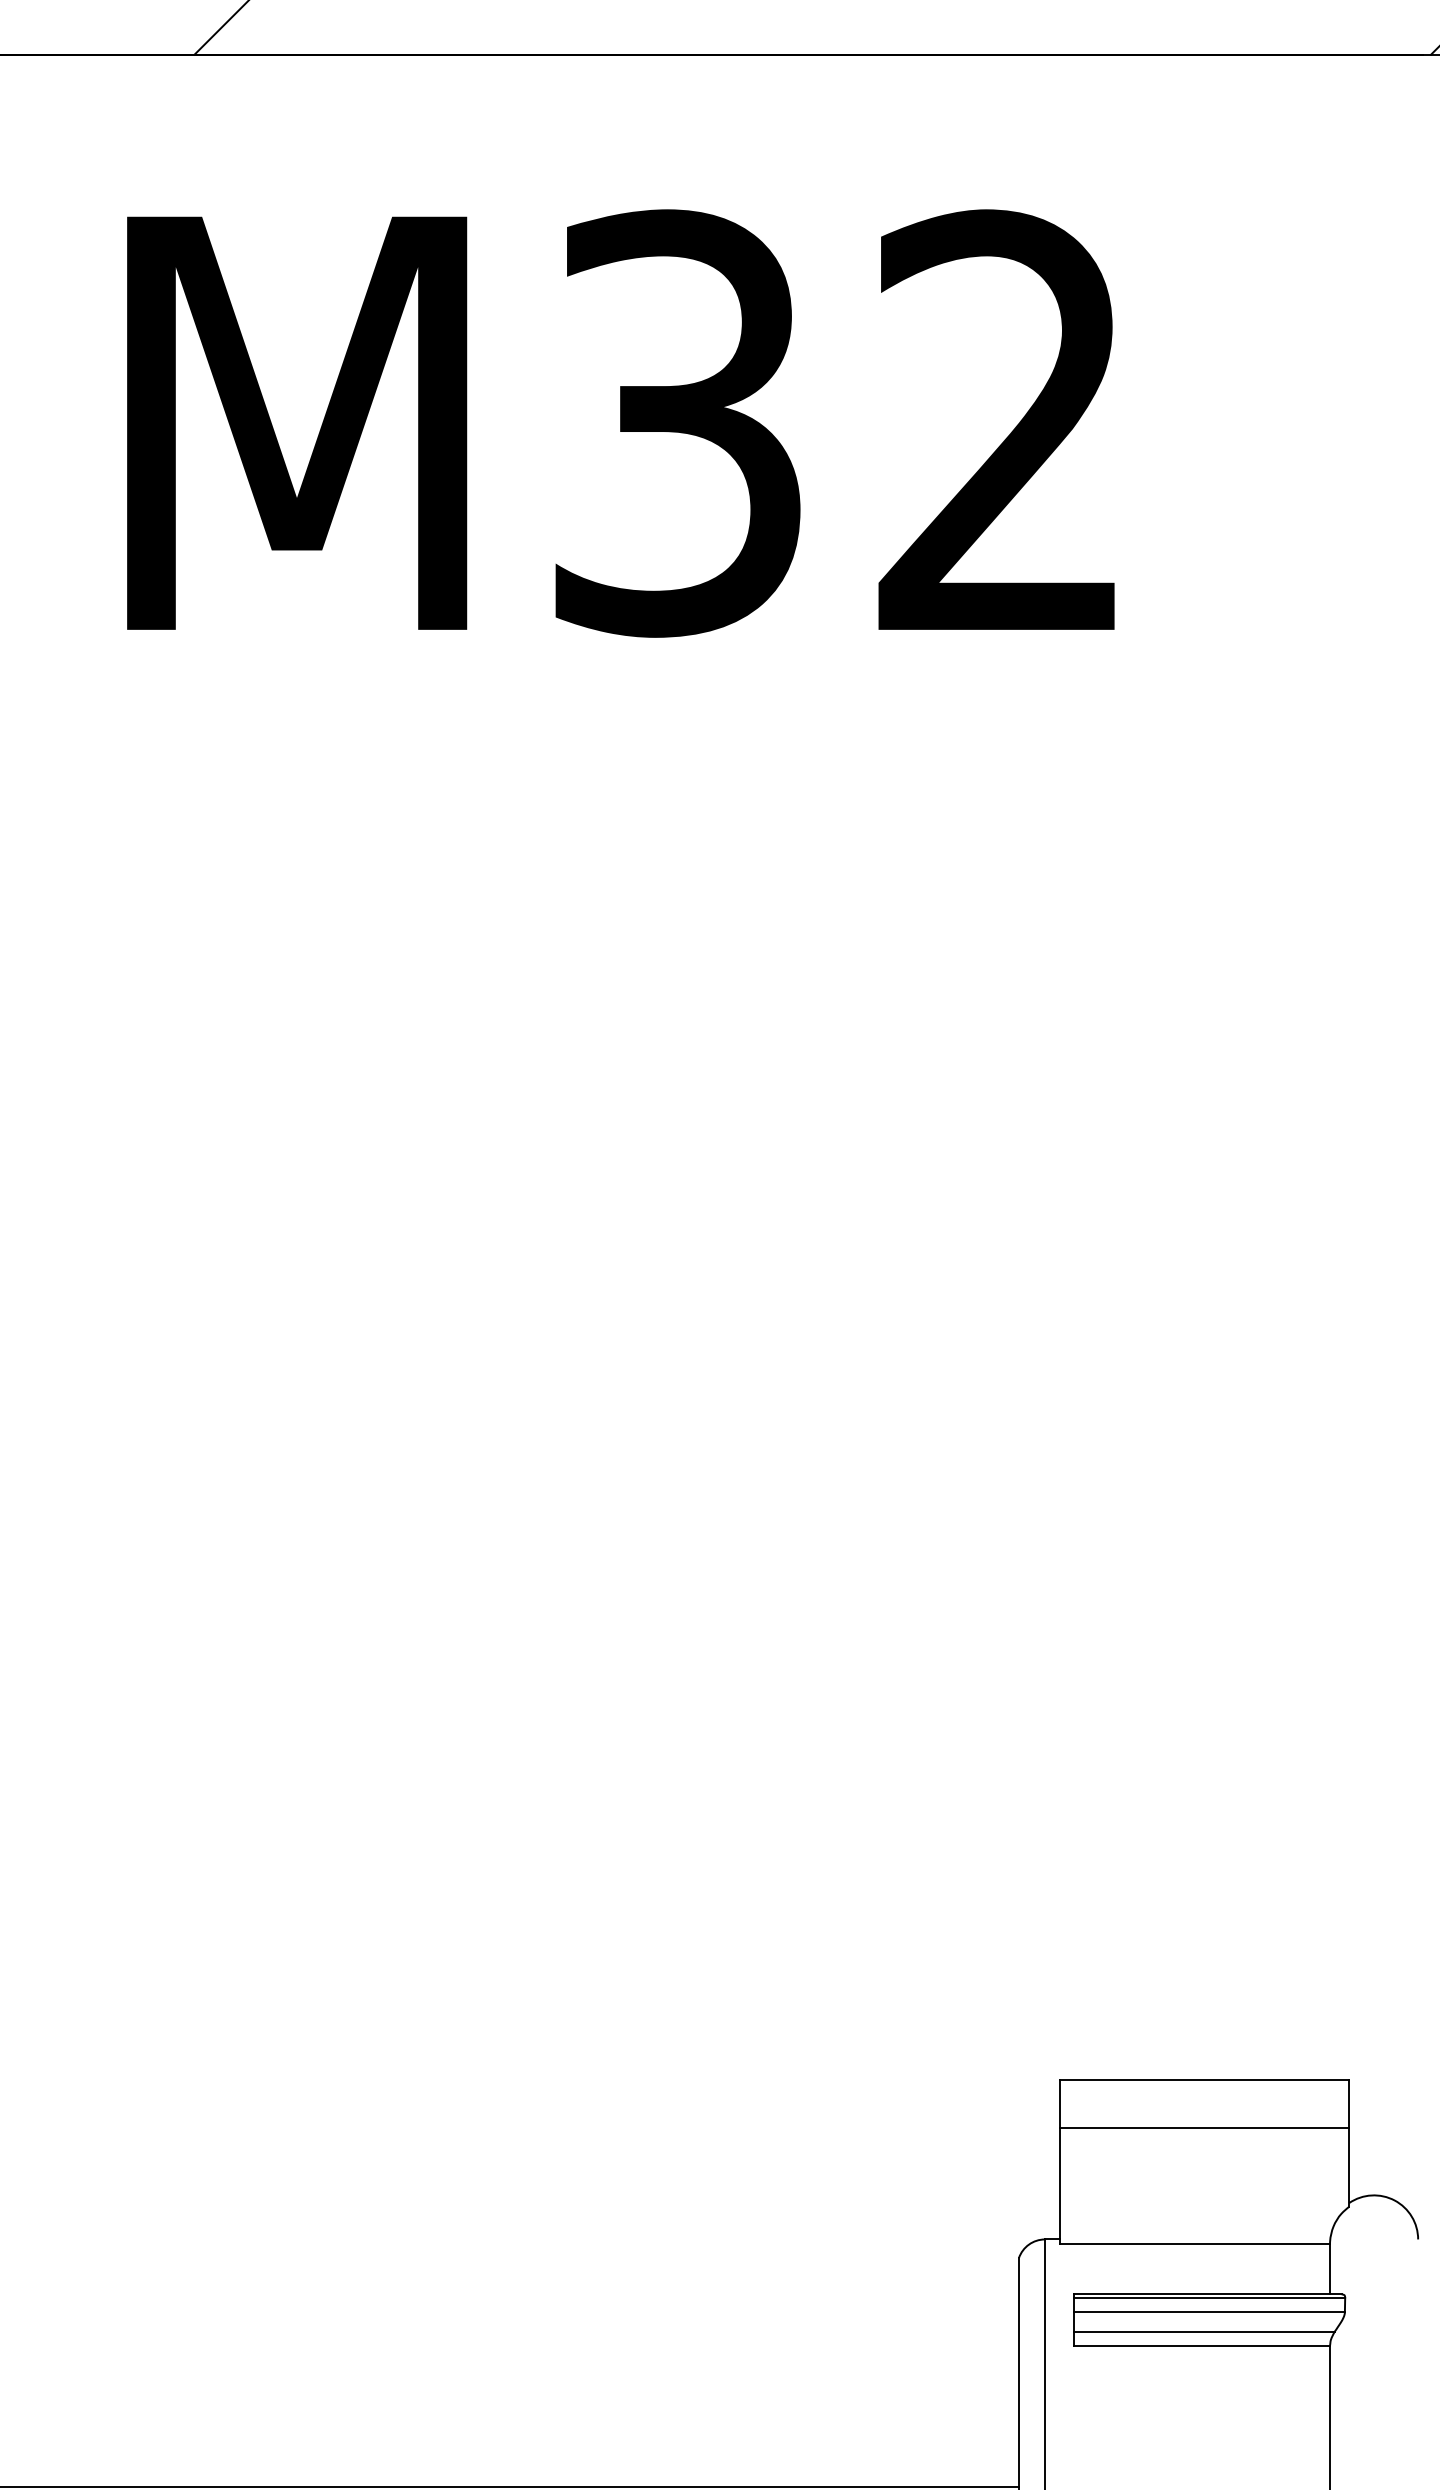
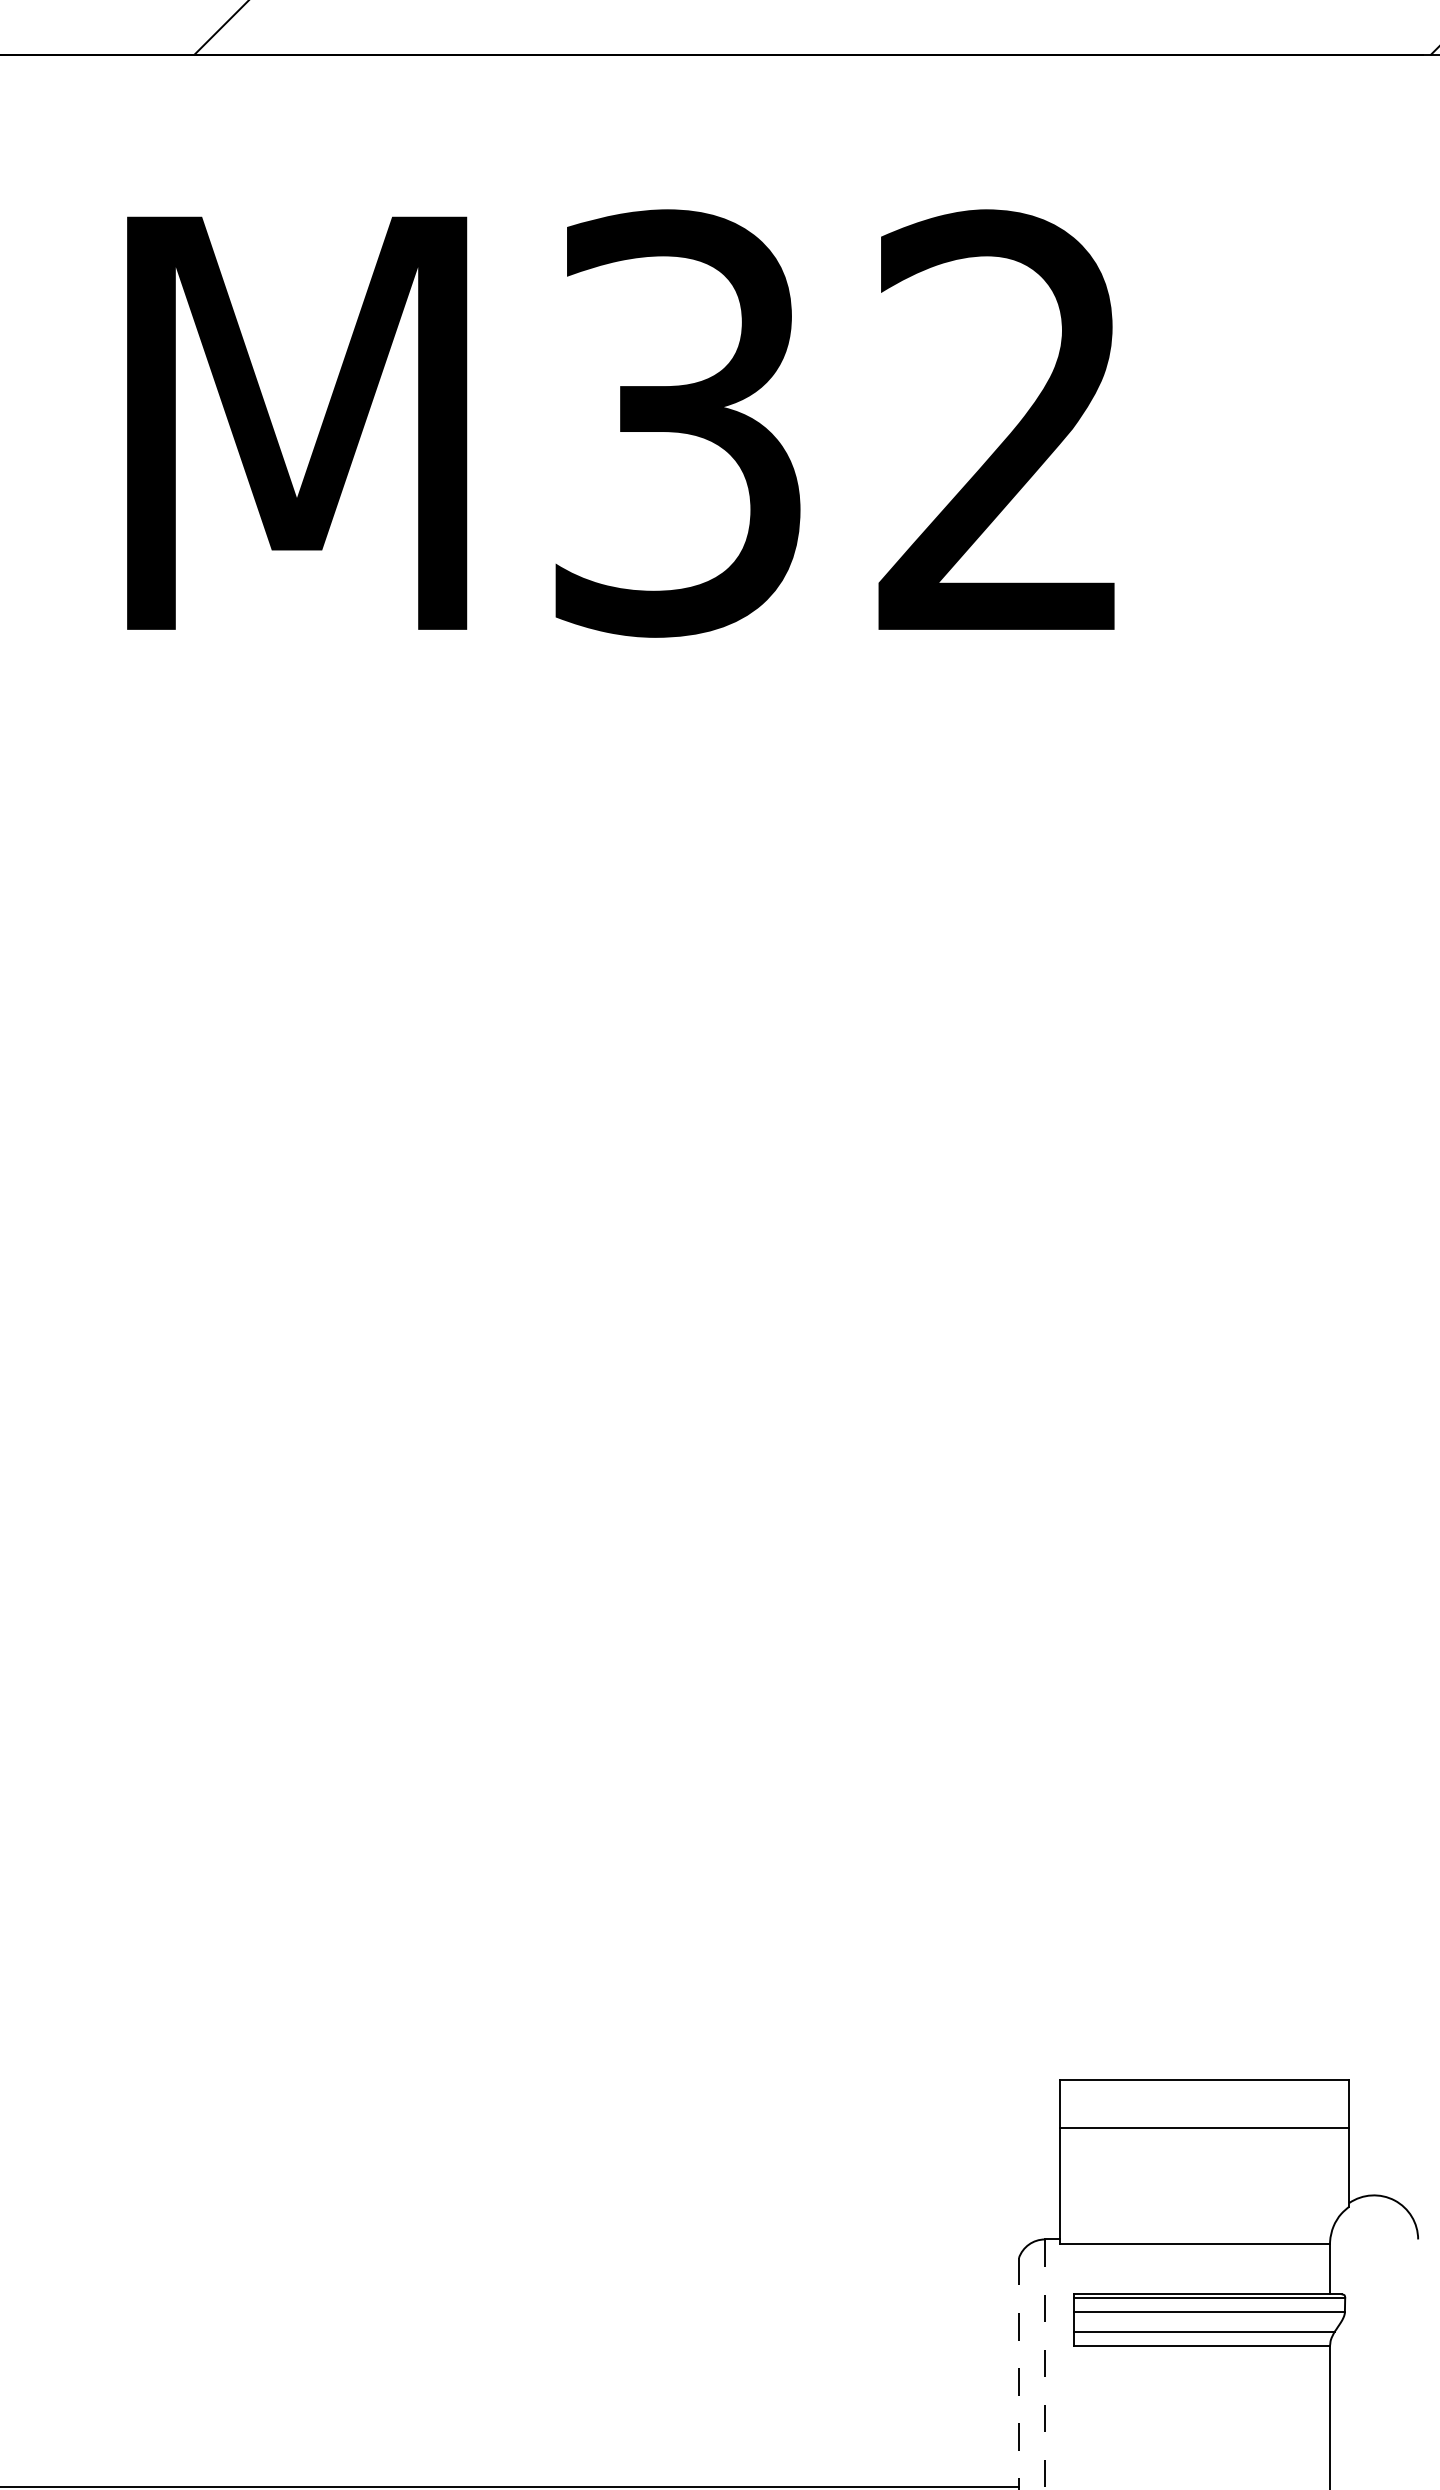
line: solid -> dashed (1045, 2364)
line: solid -> dashed (1018, 2373)
